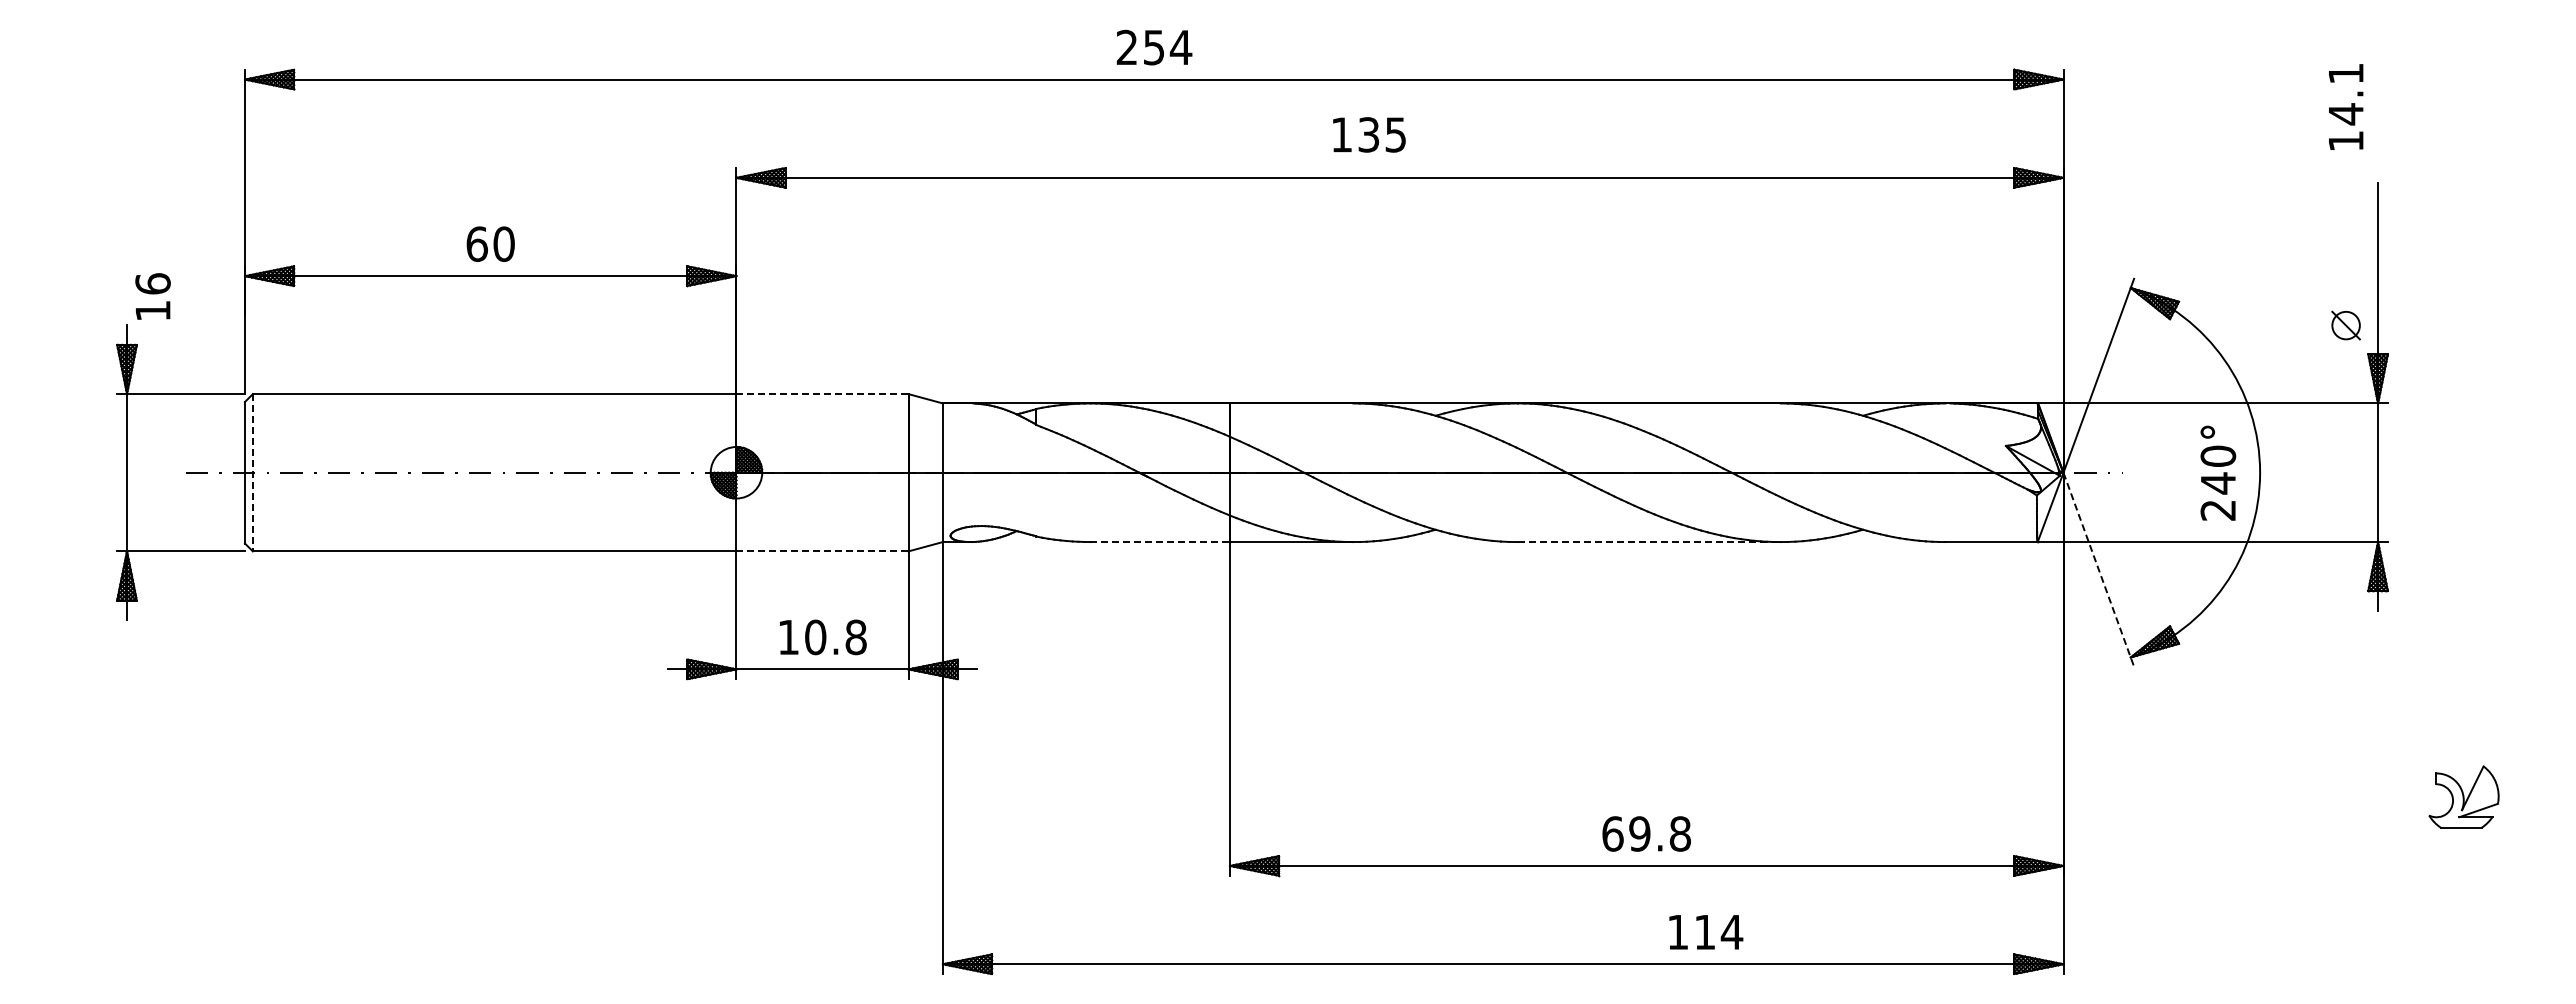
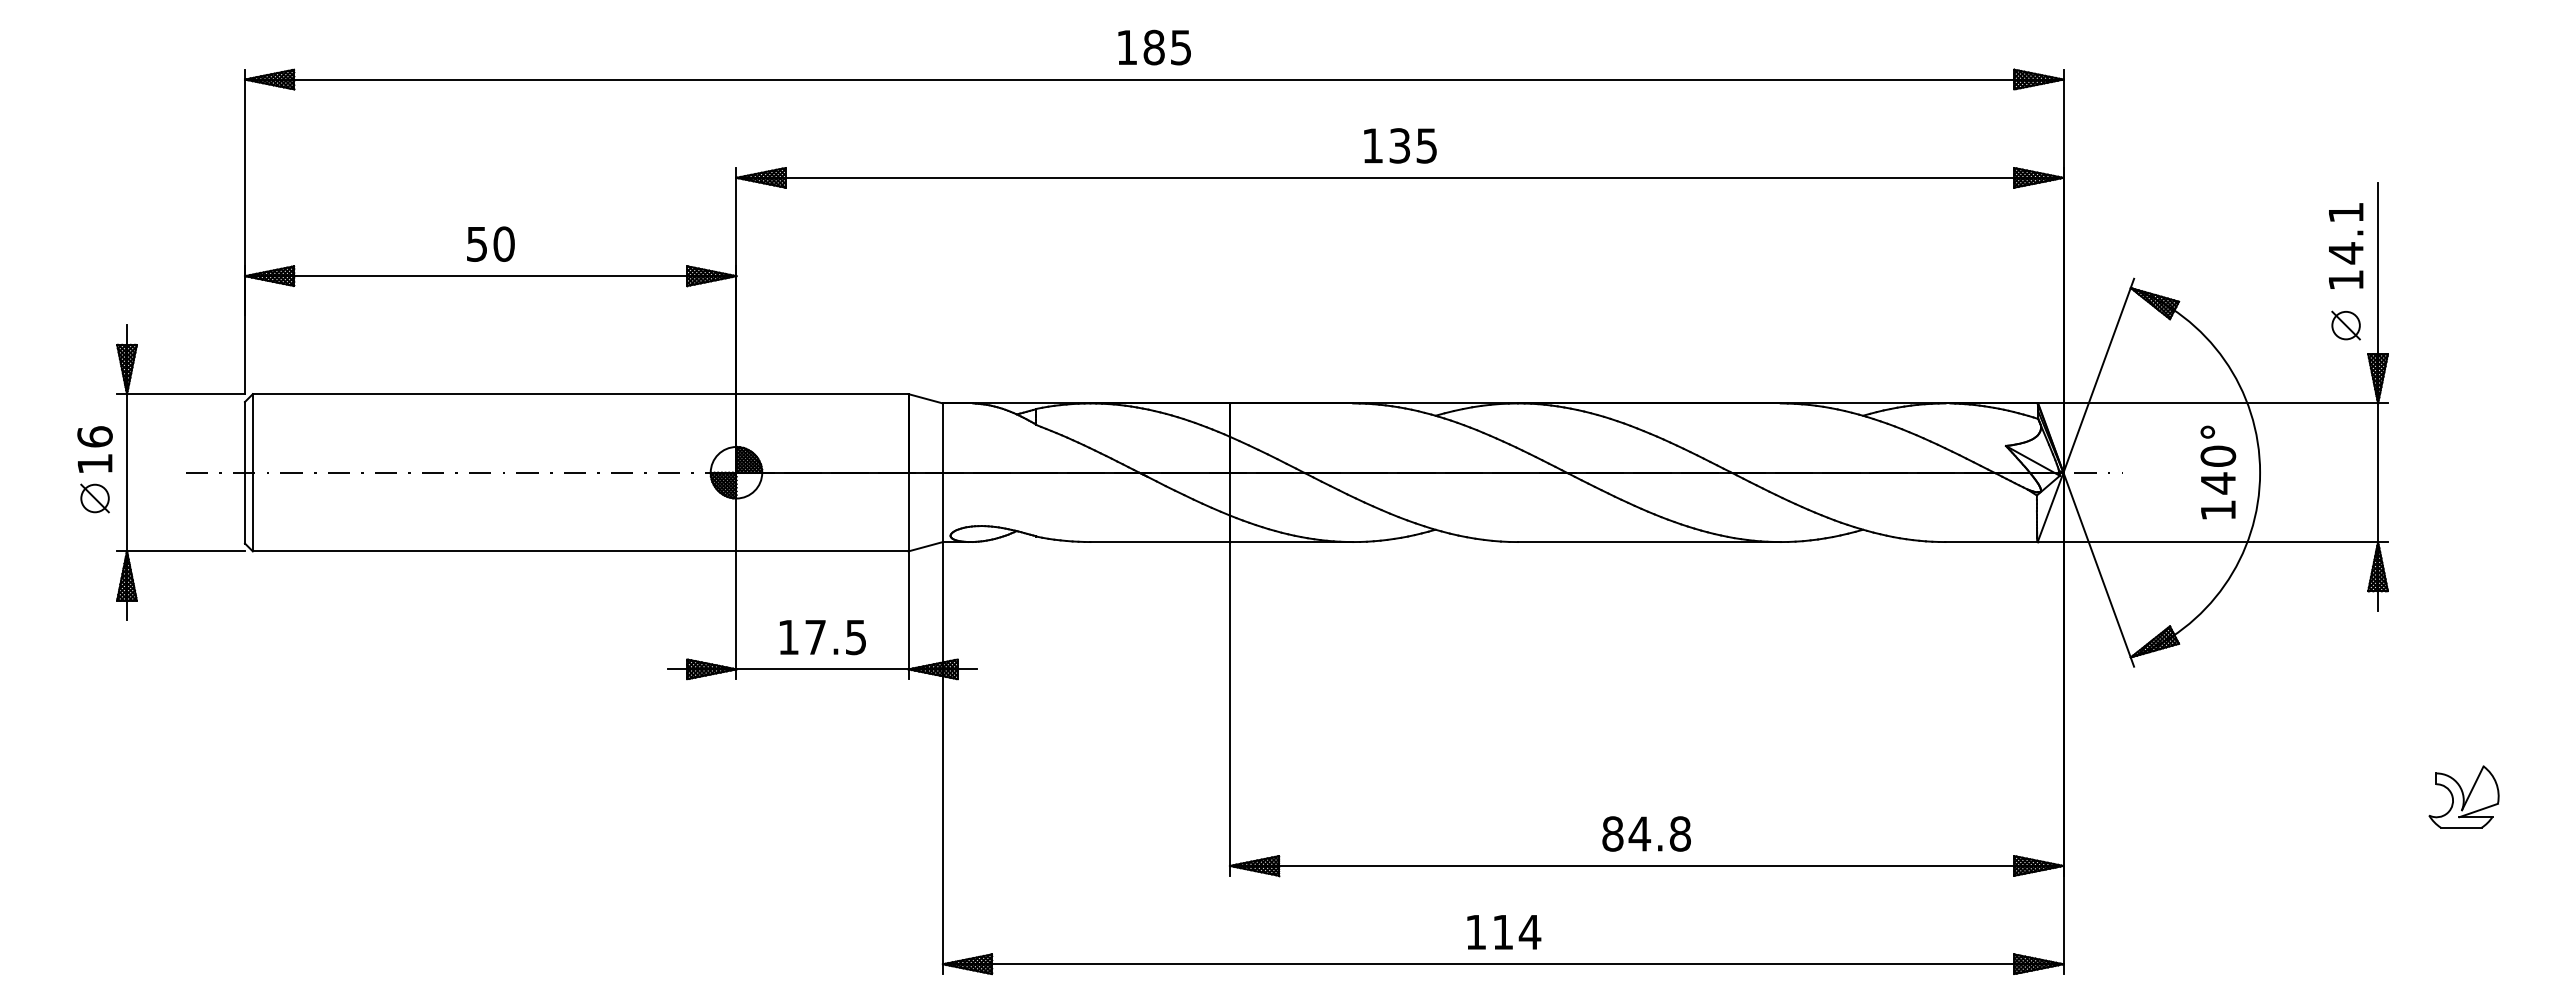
text: 254 -> 185 (1154, 47)
text position: (2346, 106) -> (2346, 245) (2346, 245)
text position: (1369, 134) -> (1400, 145) (1400, 145)
text: 60 -> 50 (476, 243)
text position: (152, 296) -> (94, 449) (94, 449)
line: dashed -> solid (822, 394)
line: dashed -> solid (252, 472)
part: none -> present (94, 498)
text: 240° -> 140° (2217, 510)
line: dashed -> solid (1160, 542)
line: dashed -> solid (1649, 542)
line: dashed -> solid (822, 551)
line: dashed -> solid (2098, 570)
text: 10.8 -> 17.5 (835, 637)
text: 69.8 -> 84.8 (1626, 833)
text position: (1706, 932) -> (1504, 932) (1504, 932)
